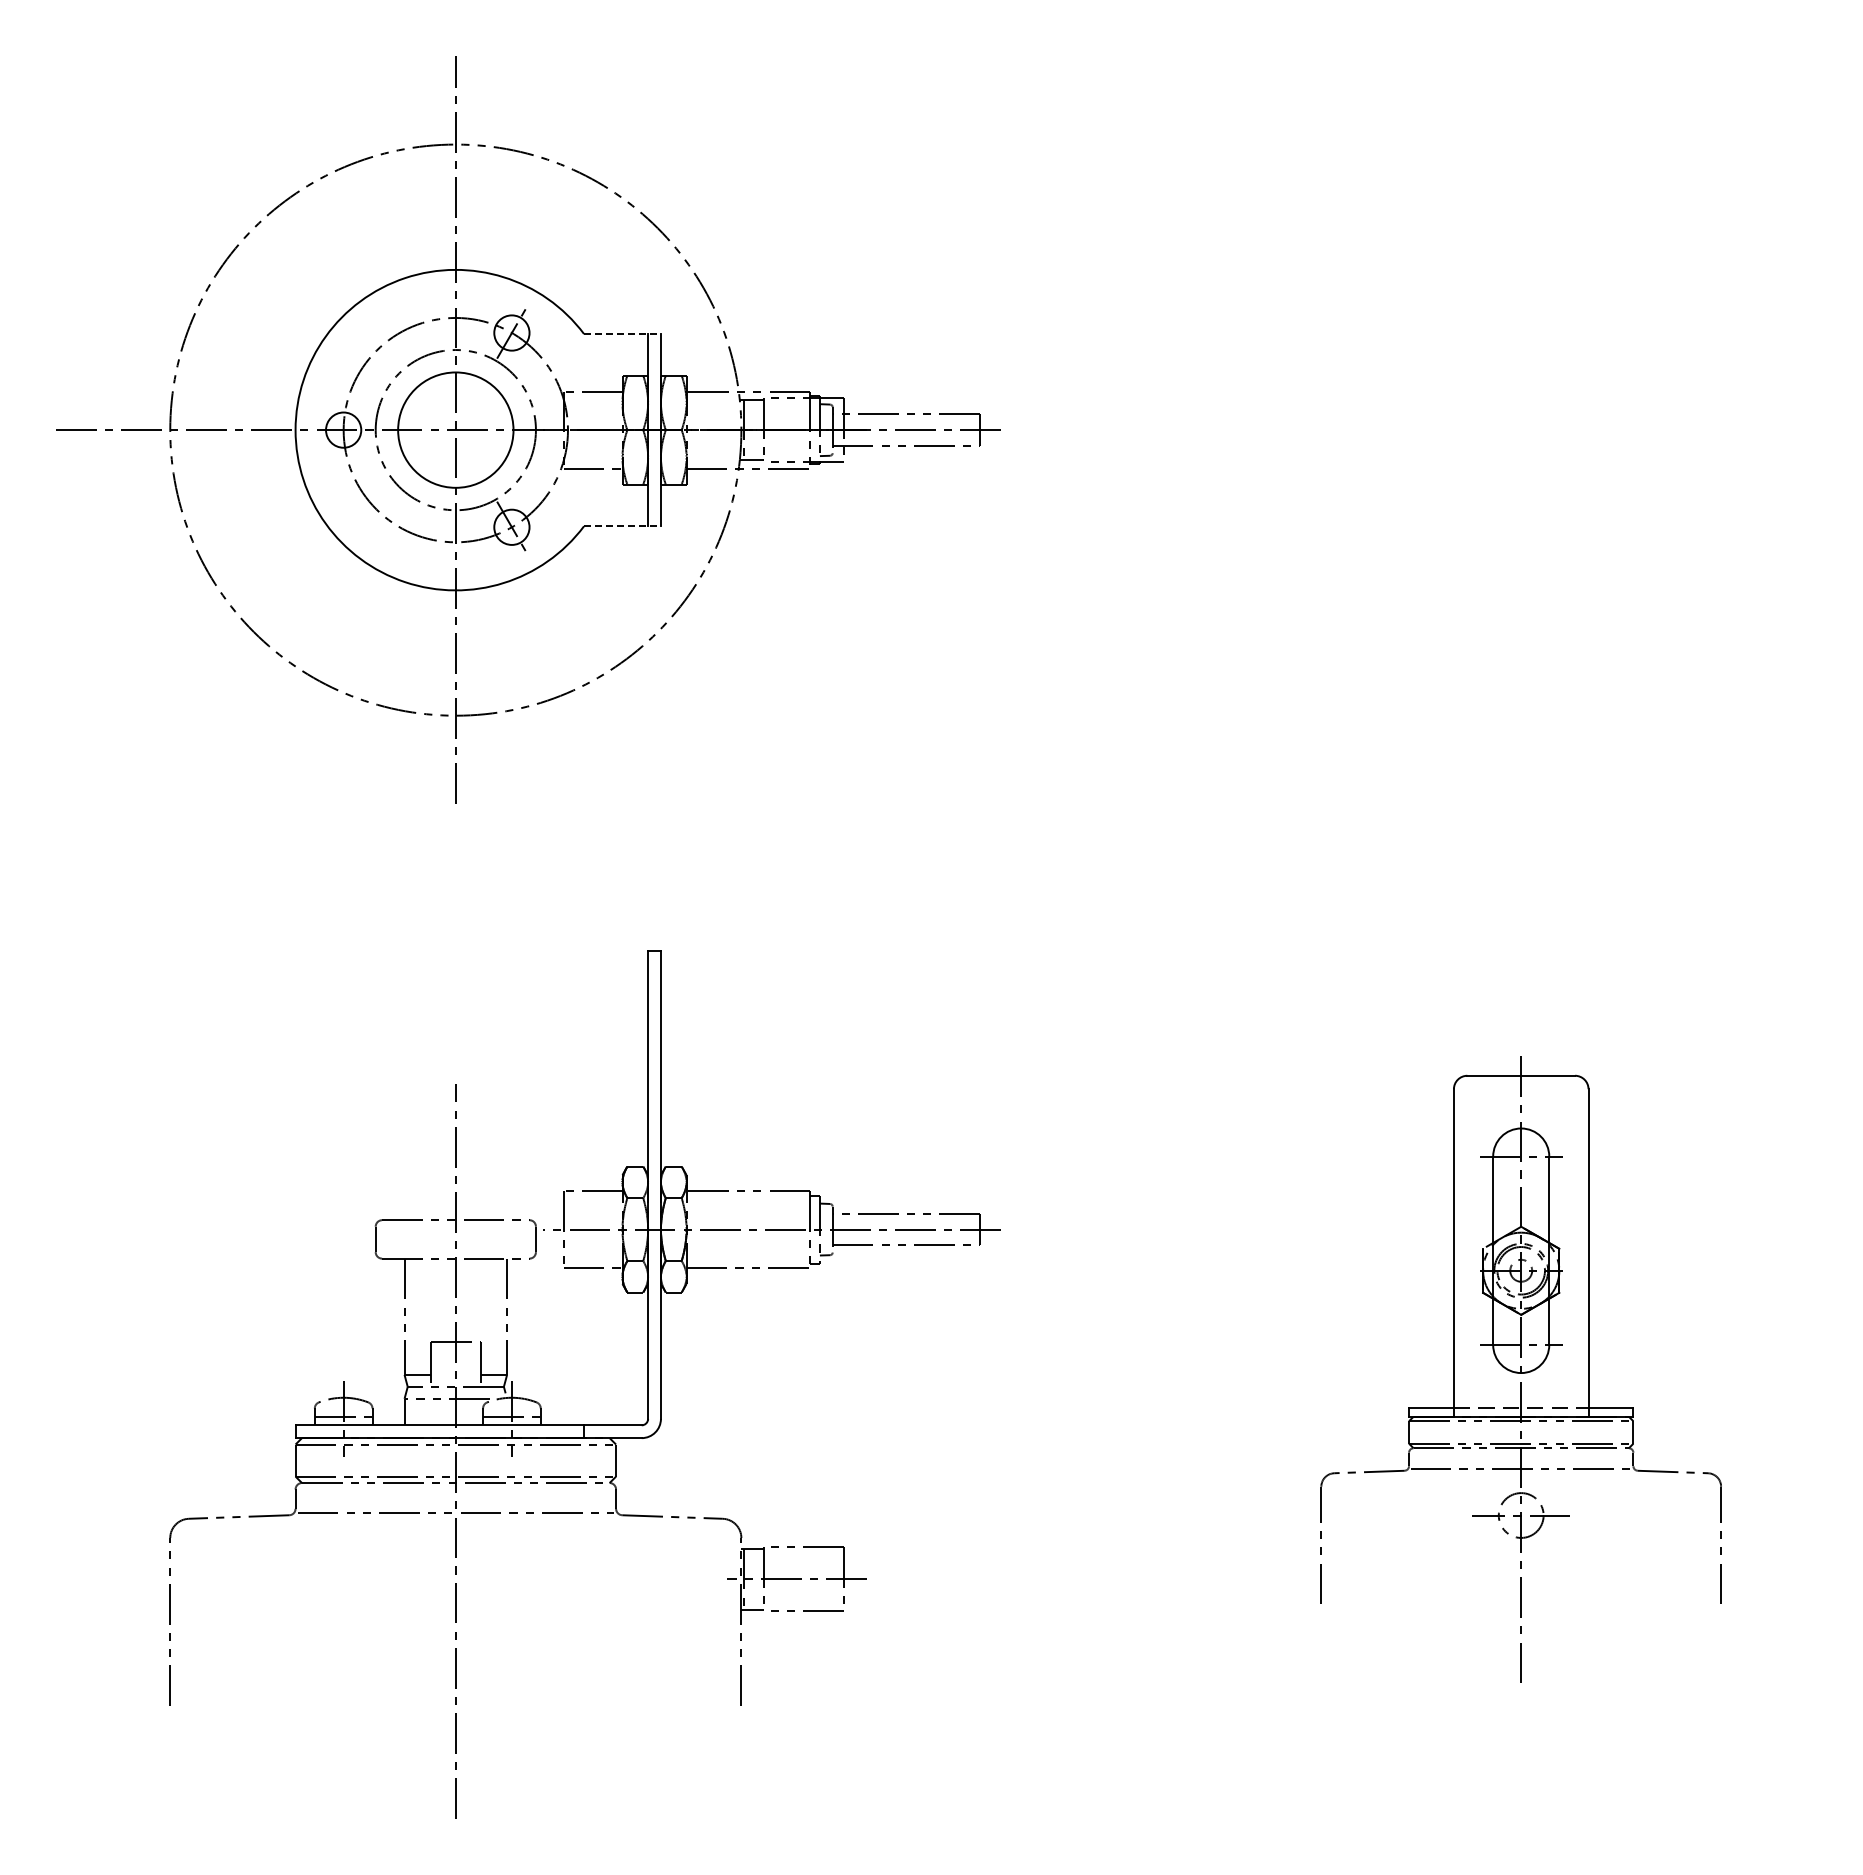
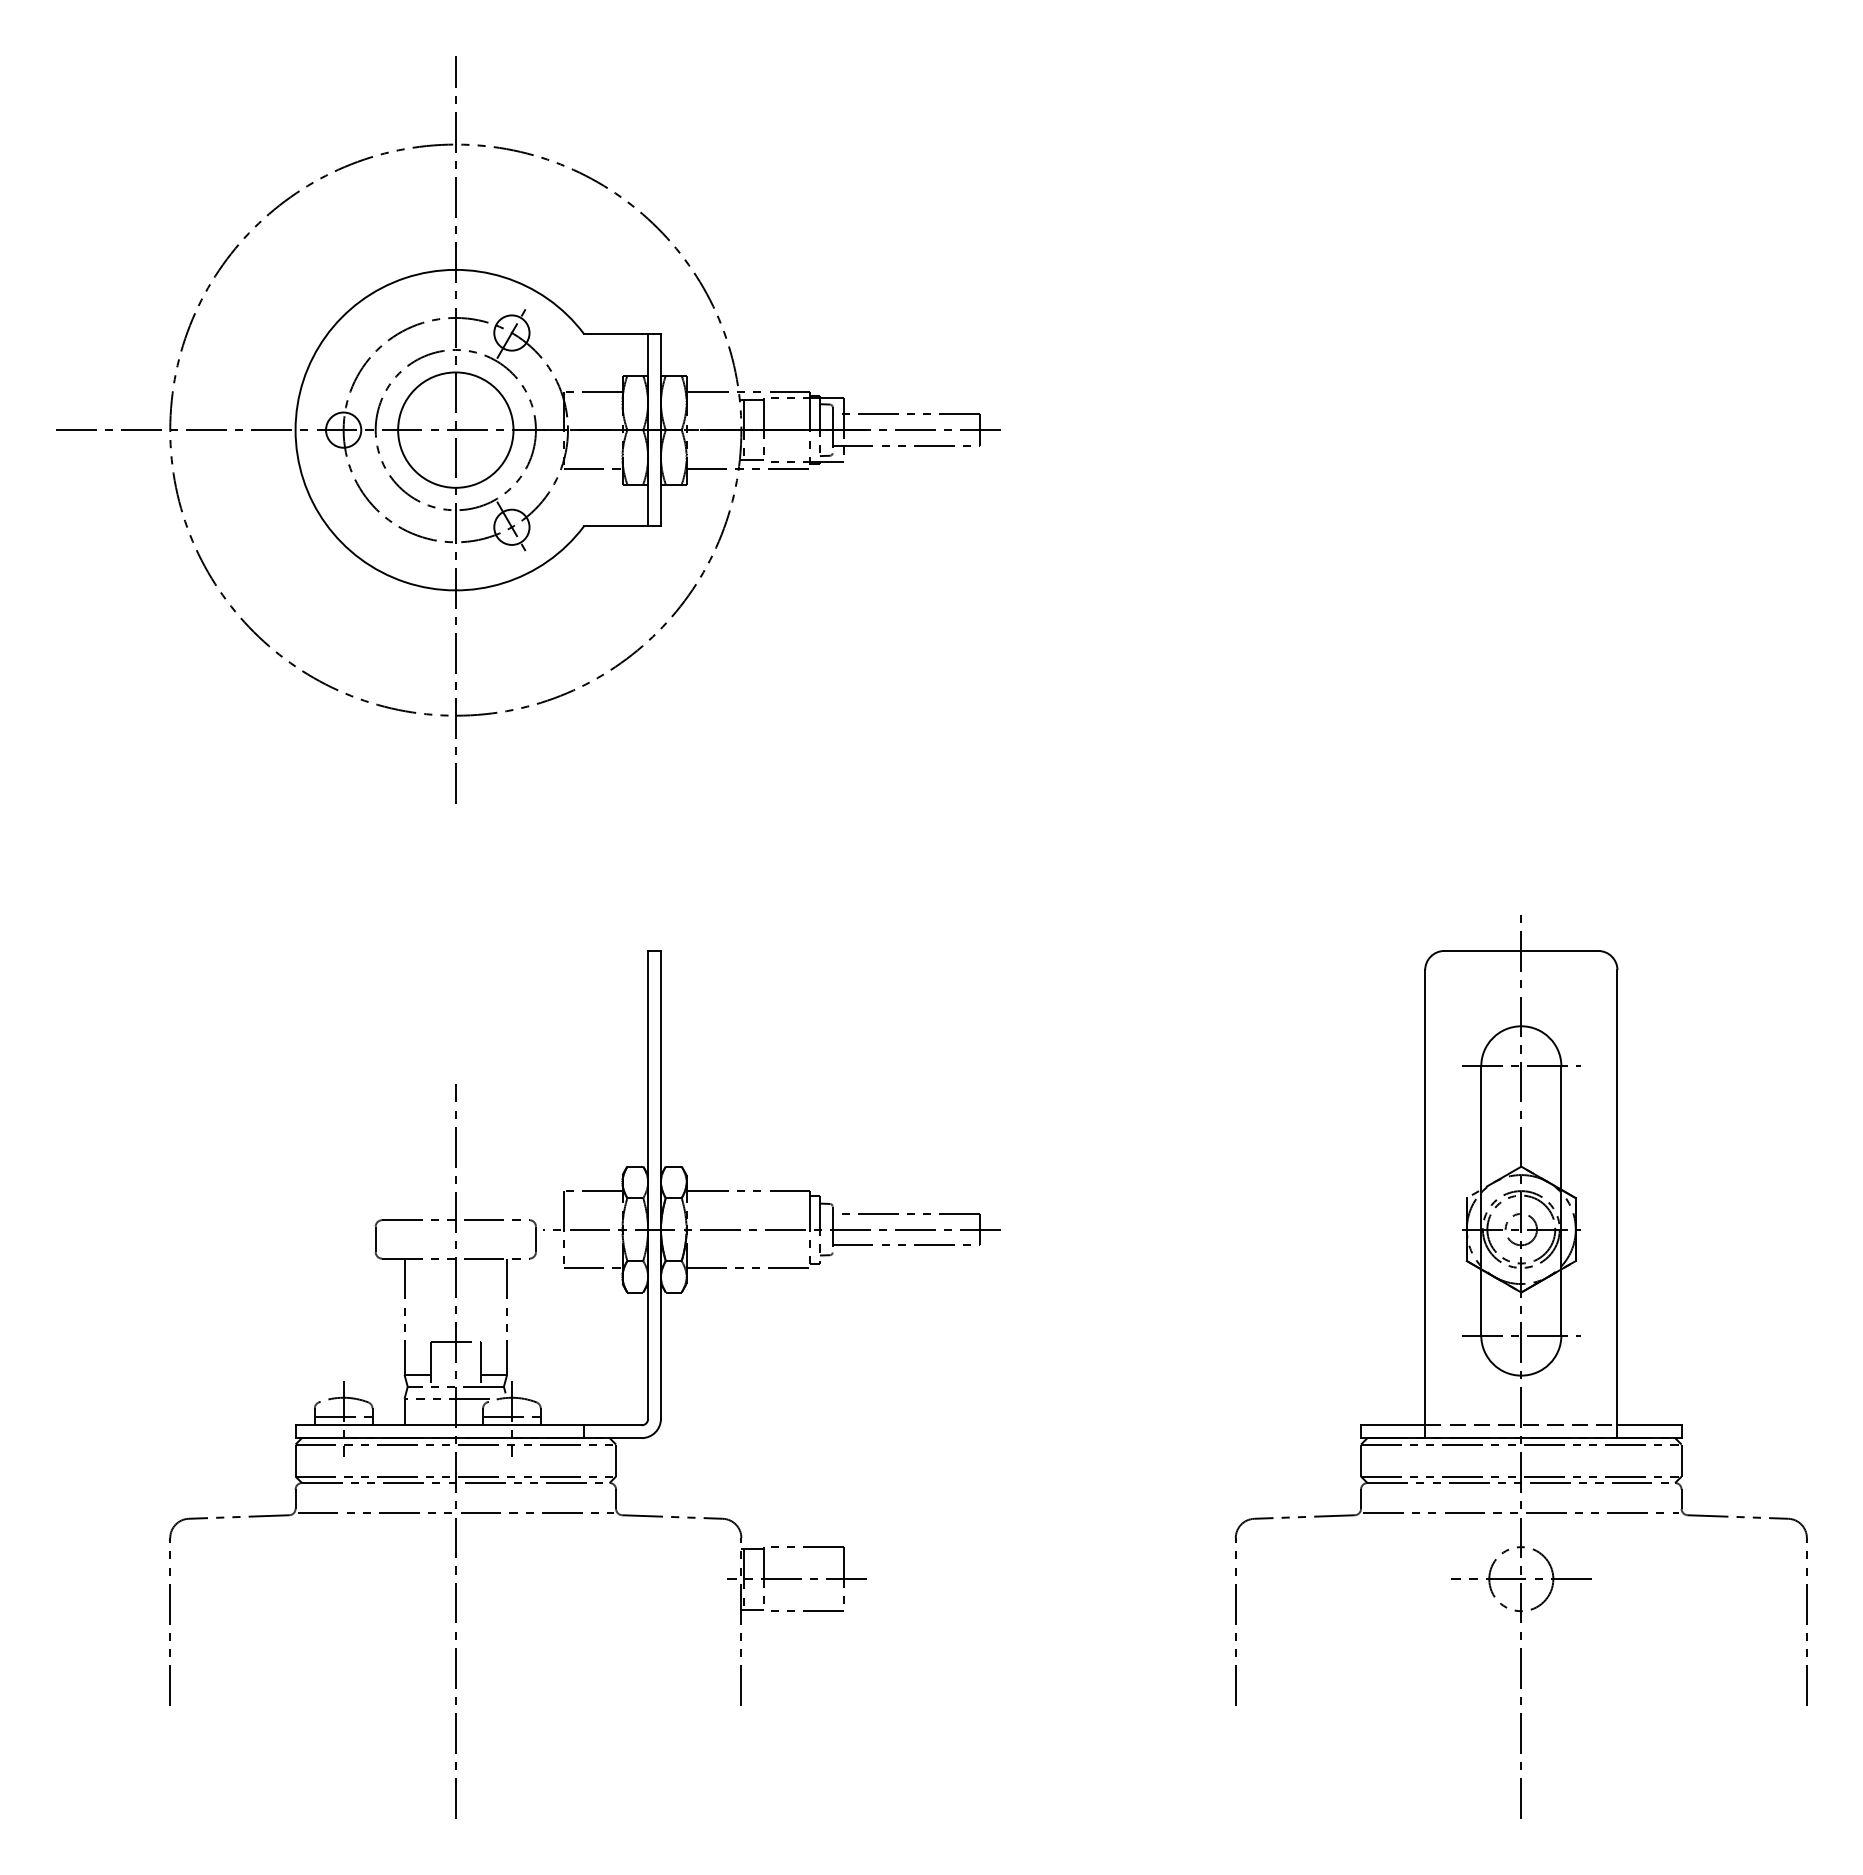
line: dashed -> solid (622, 334)
line: dashed -> solid (622, 526)
part size: 402x627 px -> 574x904 px (1520, 1366)
